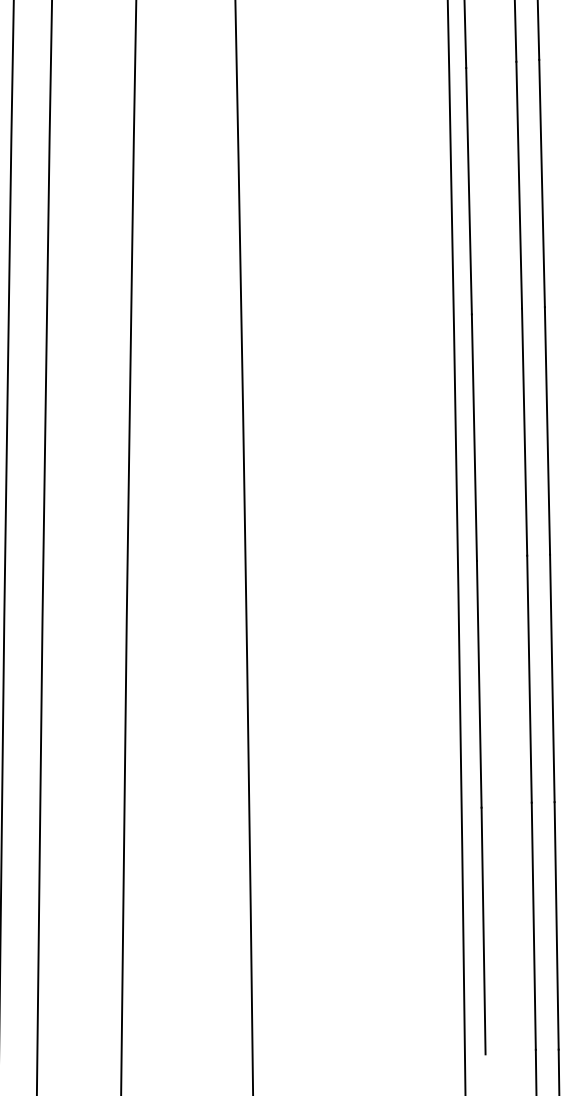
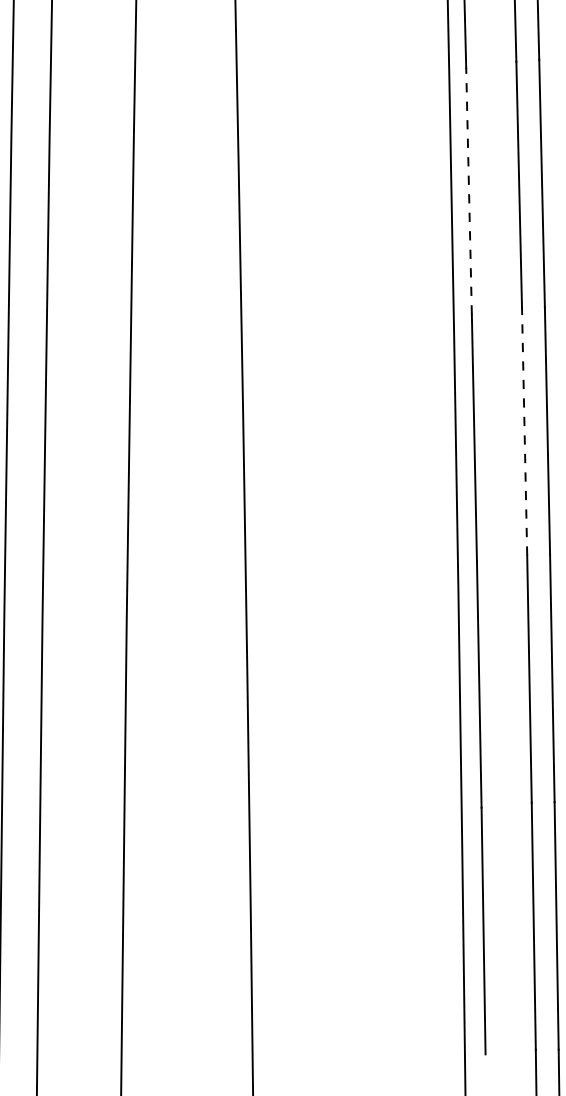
line: solid -> dashed (469, 190)
line: solid -> dashed (524, 432)
